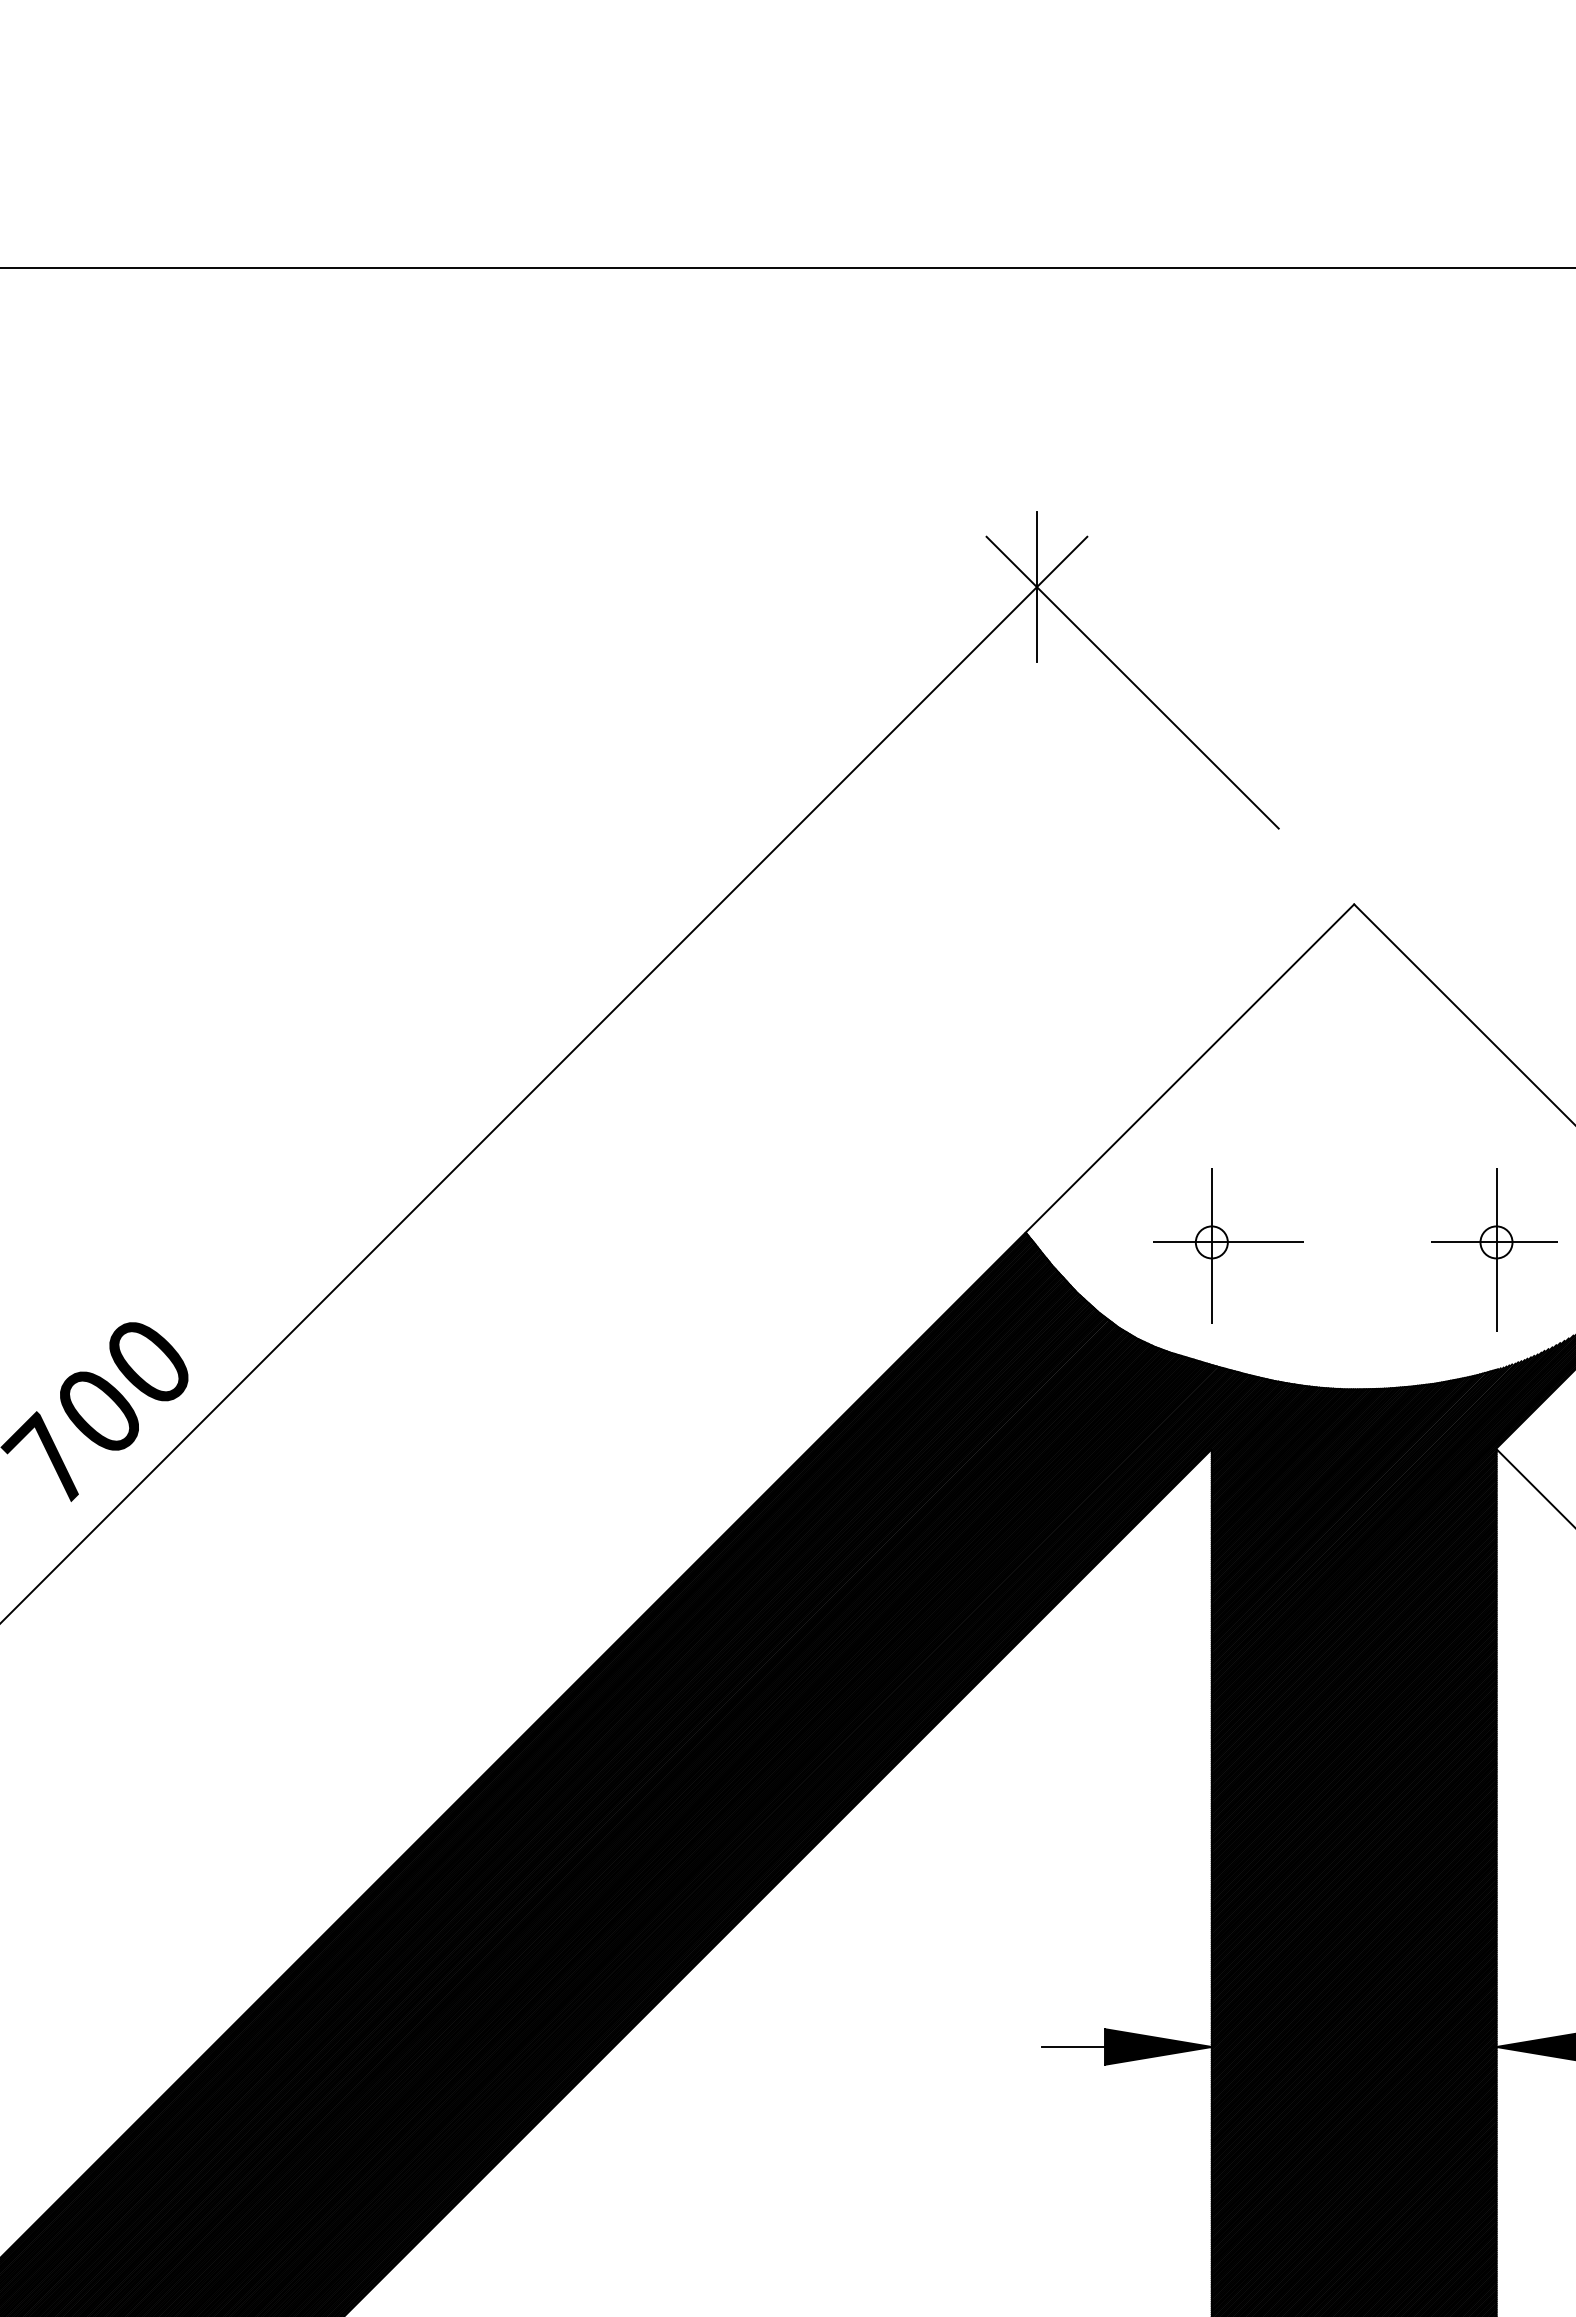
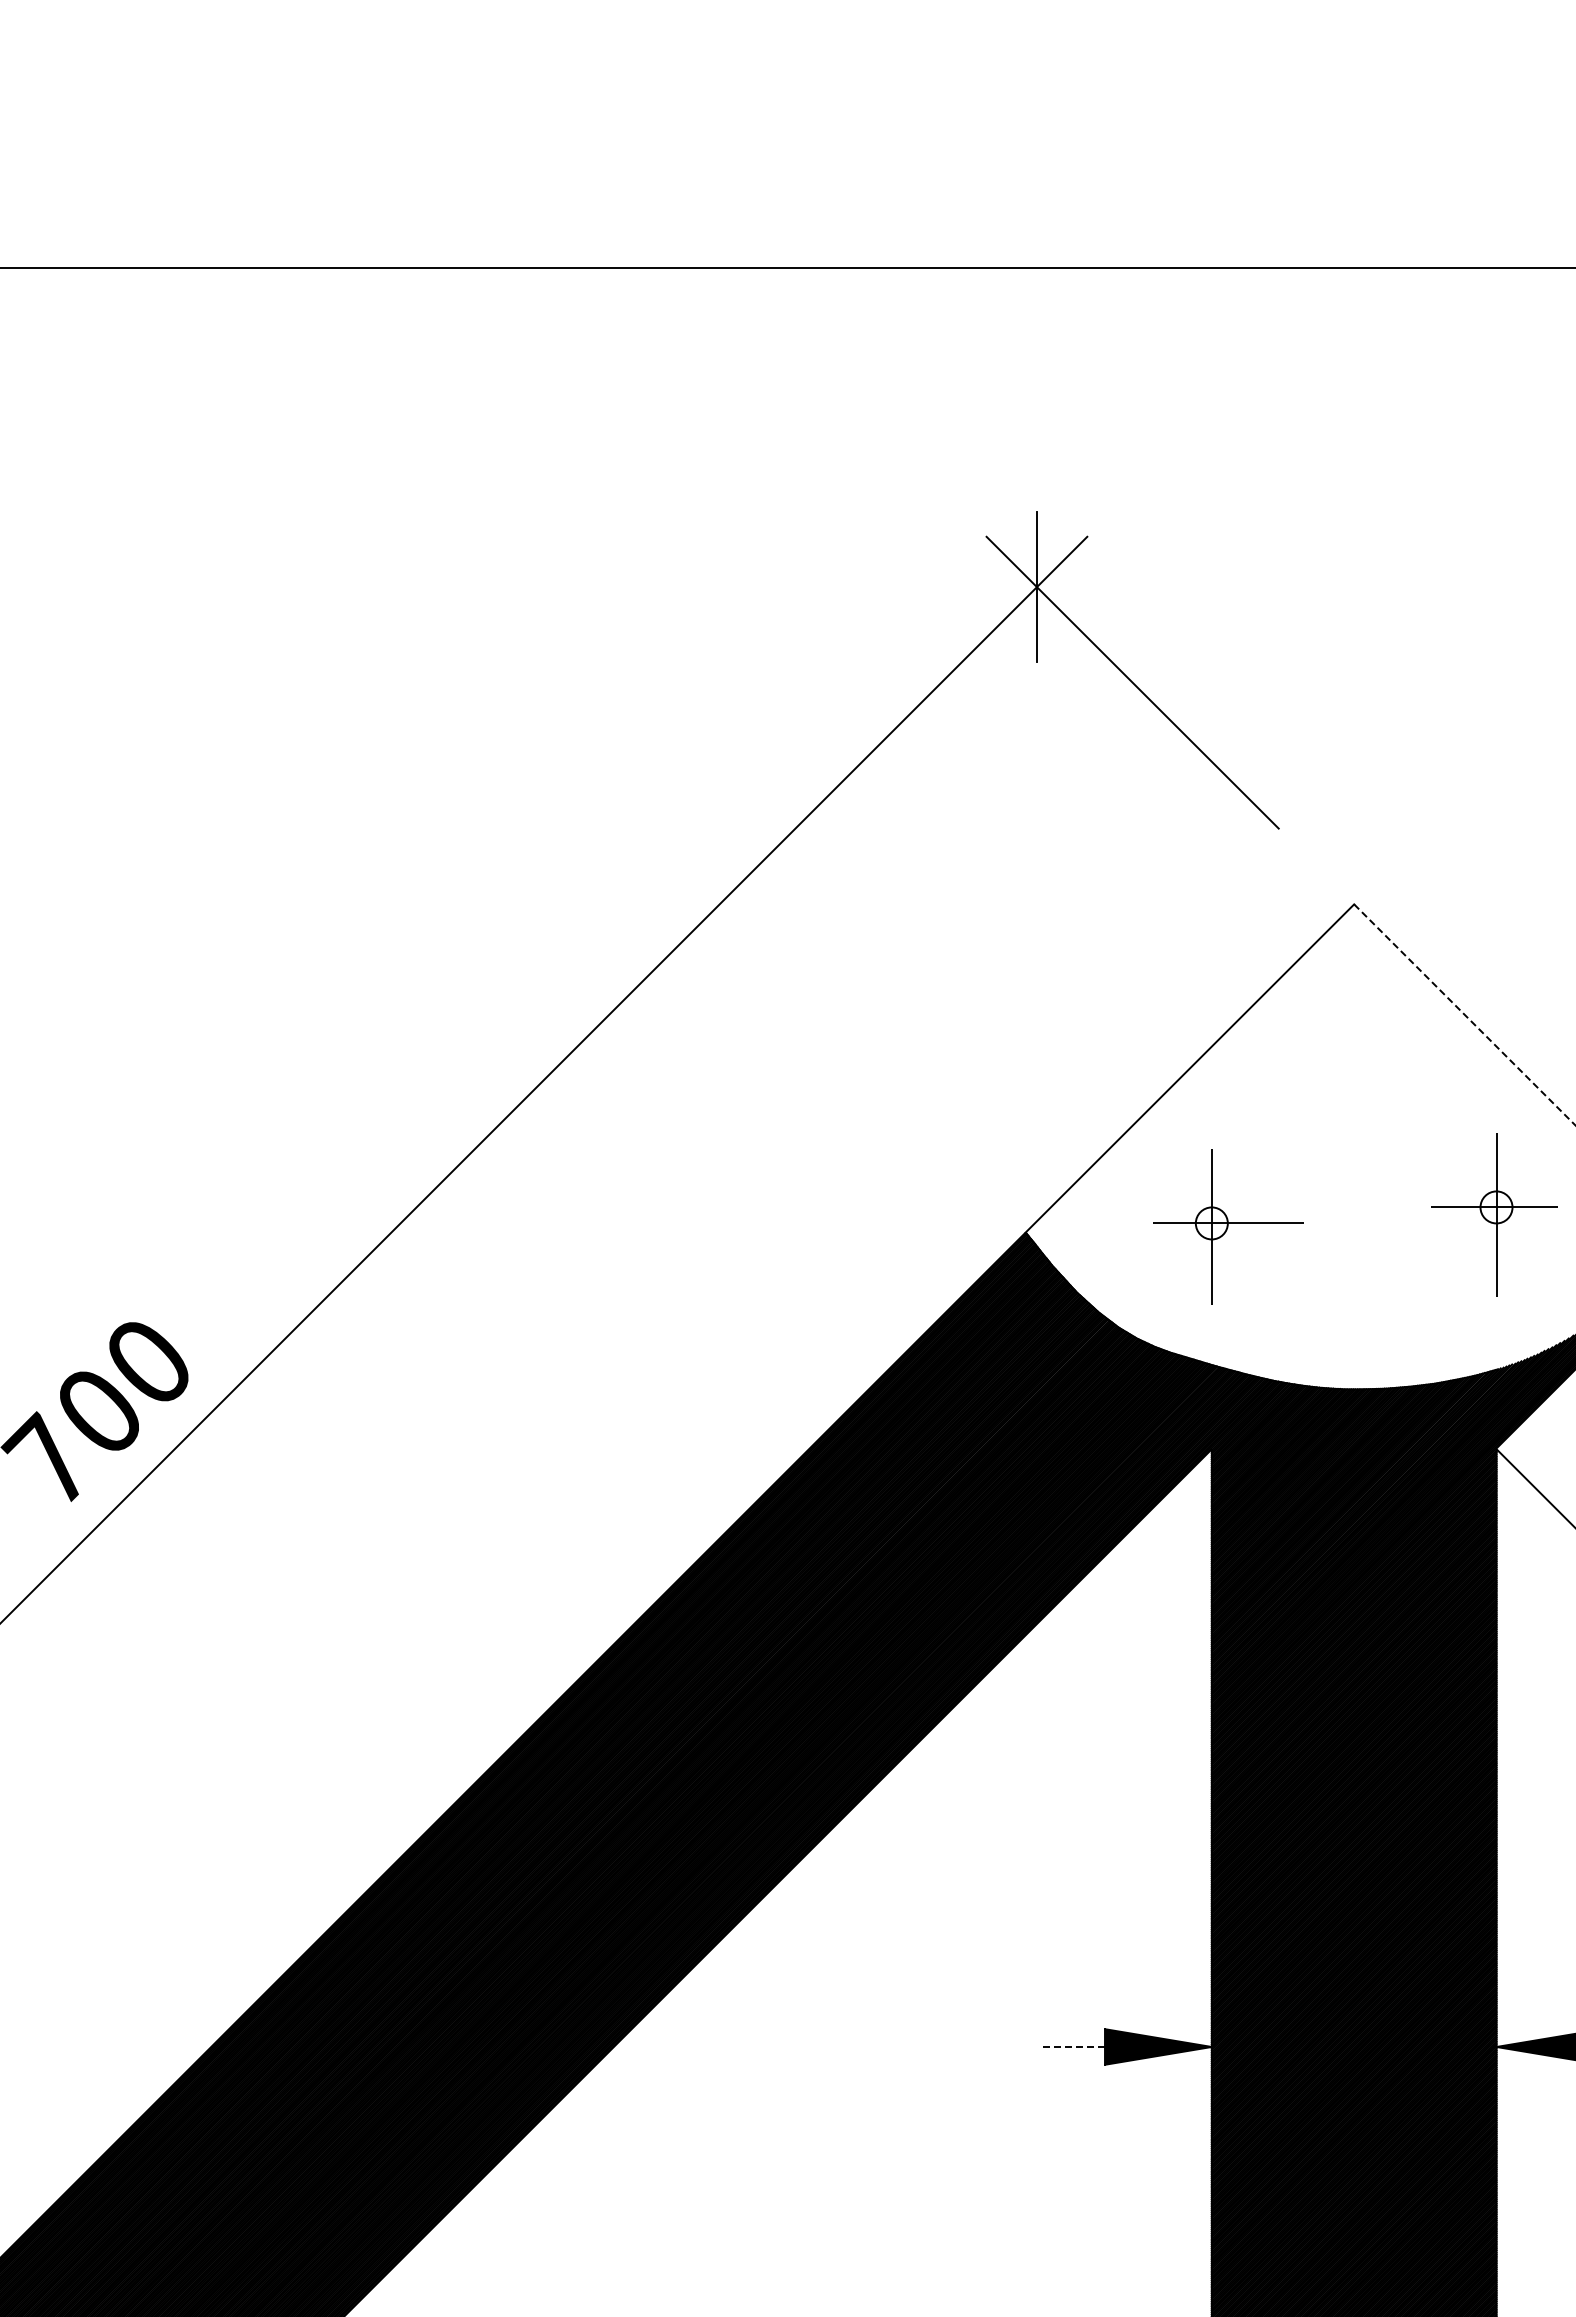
line: solid -> dashed (1465, 1015)
part position: (1228, 1245) -> (1228, 1226) (1228, 1226)
part position: (1494, 1249) -> (1494, 1214) (1494, 1214)
line: solid -> dashed (1073, 2046)
